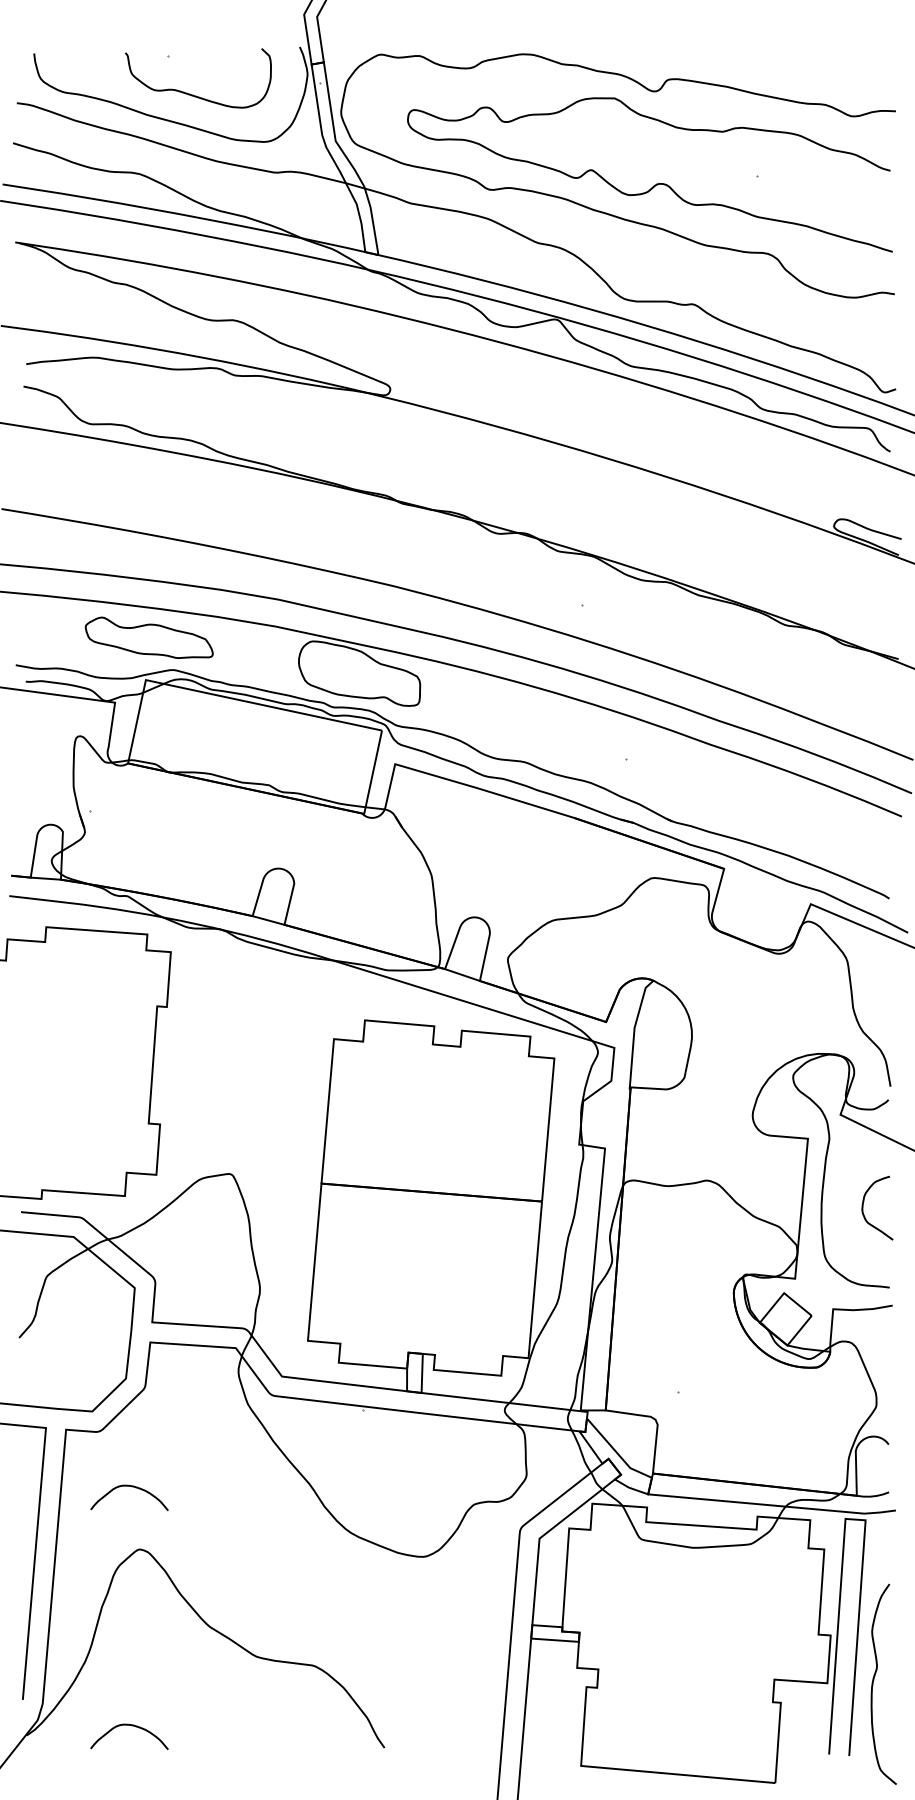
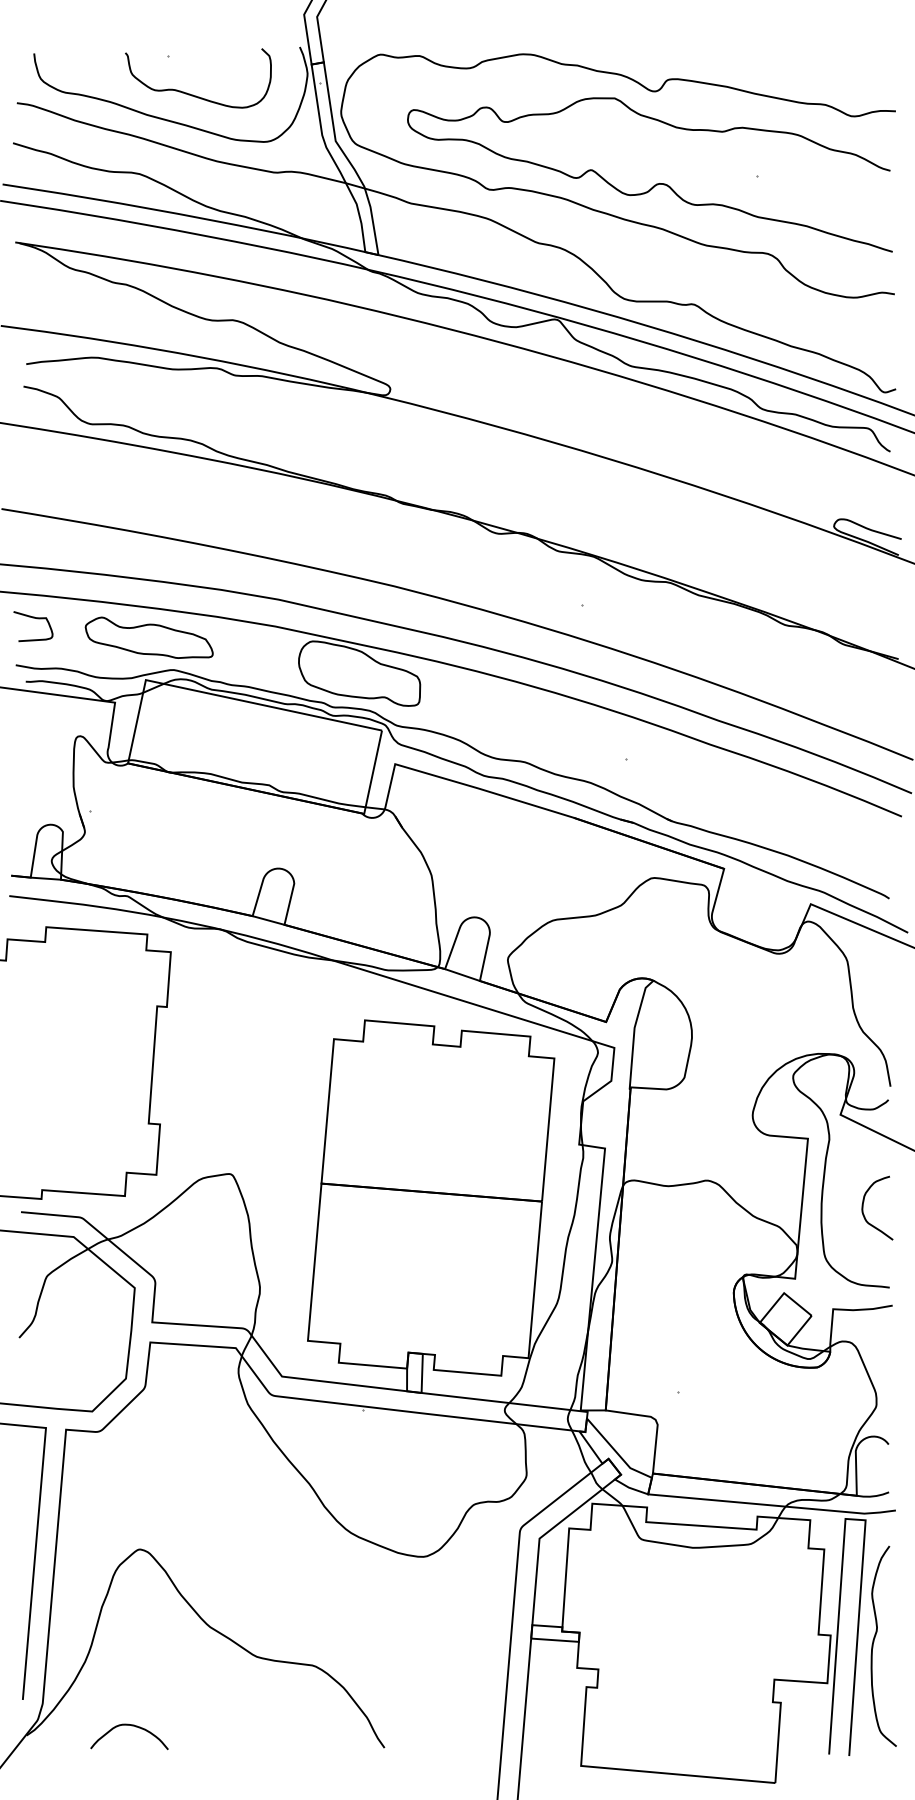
curve: none -> present (33, 618)
curve: present -> none (131, 1487)
curve position: (874, 1680) -> (874, 1642) (874, 1642)
